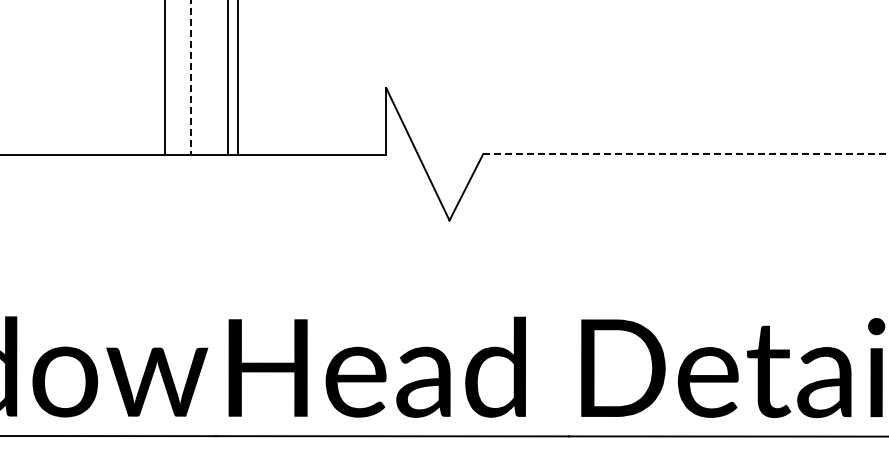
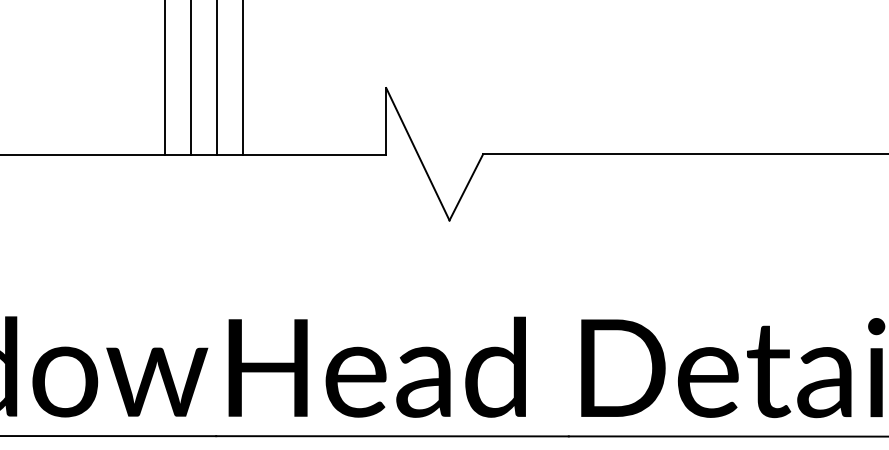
line: dashed -> solid (191, 78)
line position: (228, 78) -> (217, 78) (217, 78)
line position: (238, 78) -> (243, 78) (243, 78)
line: dashed -> solid (686, 154)
